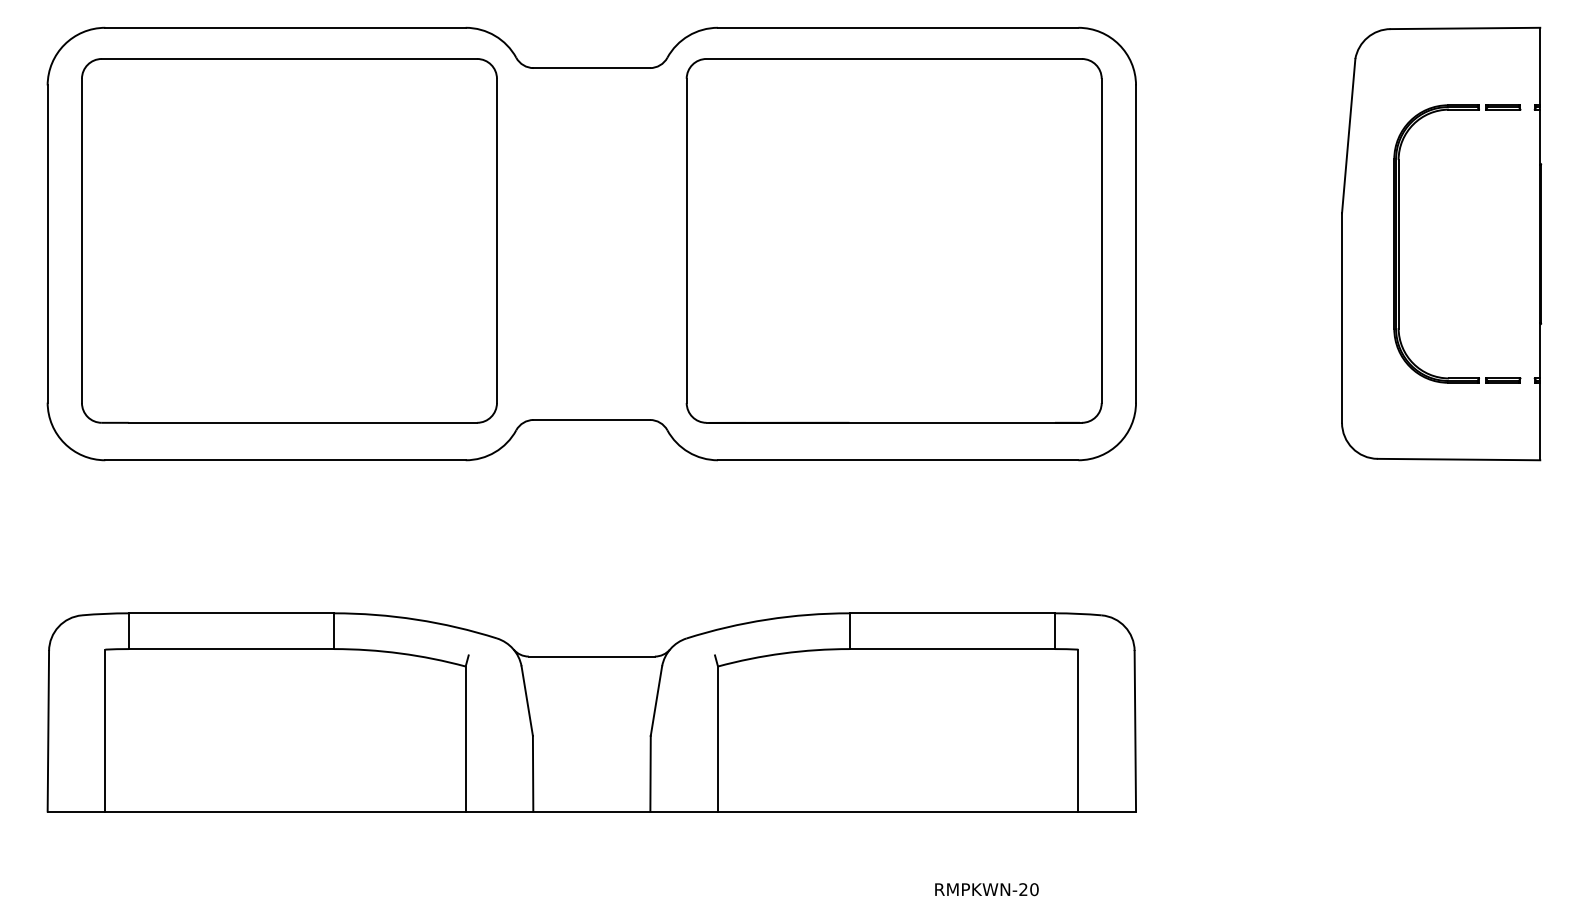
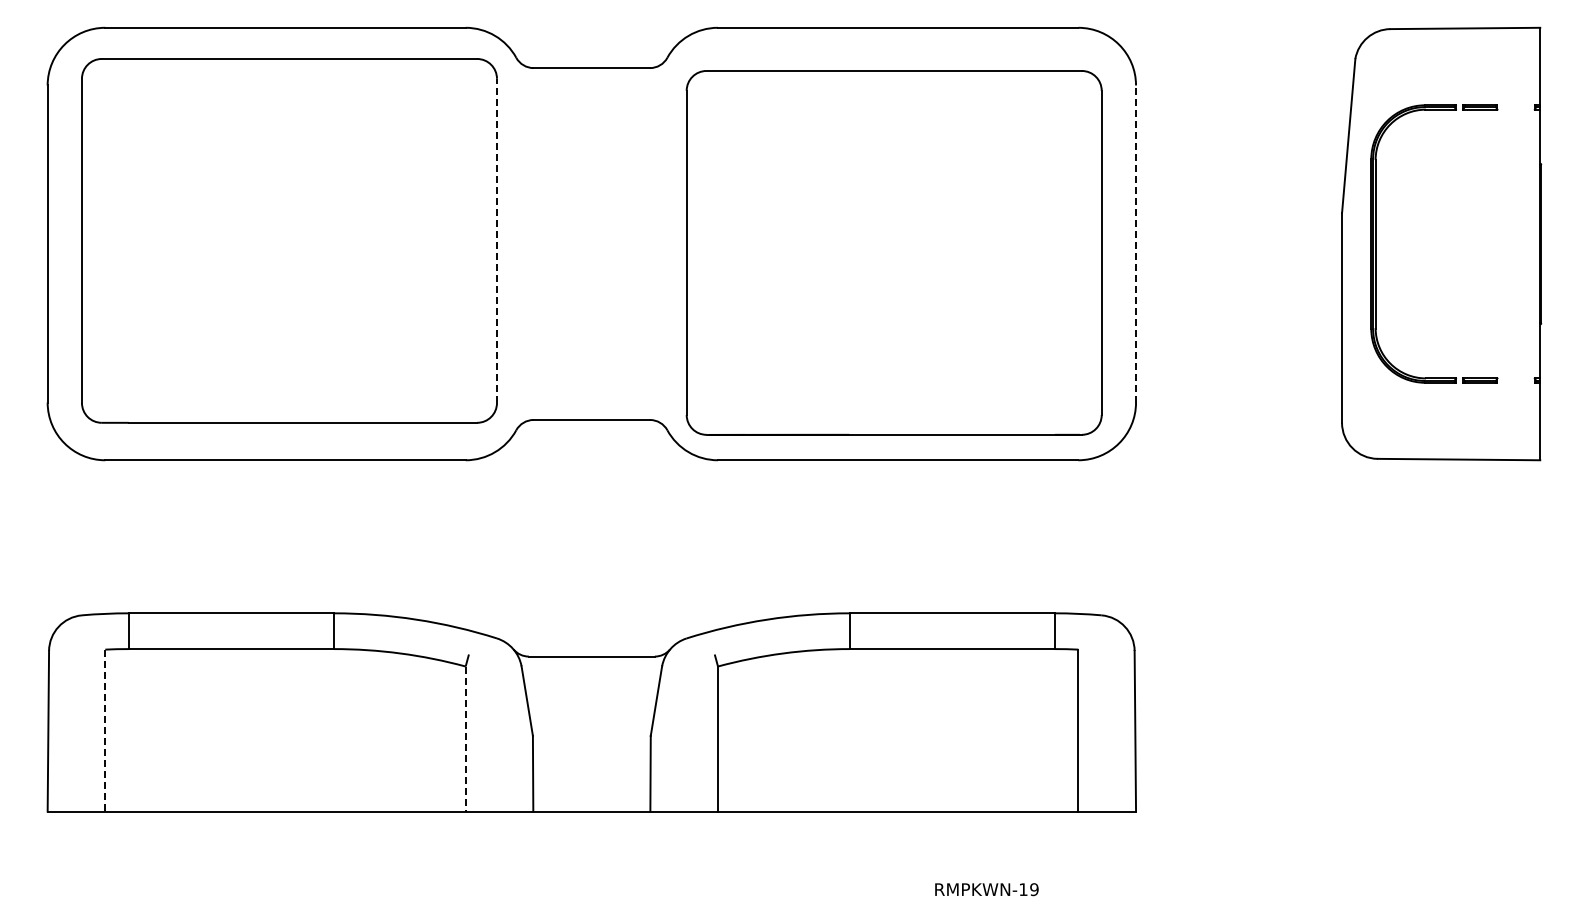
line: solid -> dashed (497, 240)
part position: (893, 240) -> (893, 252) (893, 252)
part position: (1399, 243) -> (1376, 243) (1376, 243)
line: solid -> dashed (1136, 244)
line: solid -> dashed (105, 730)
line: solid -> dashed (465, 739)
text: RMPKWN-20 -> RMPKWN-19 (1028, 889)
